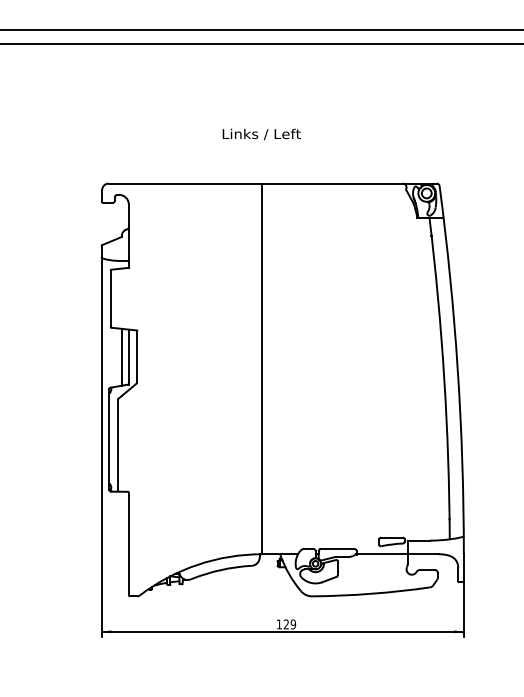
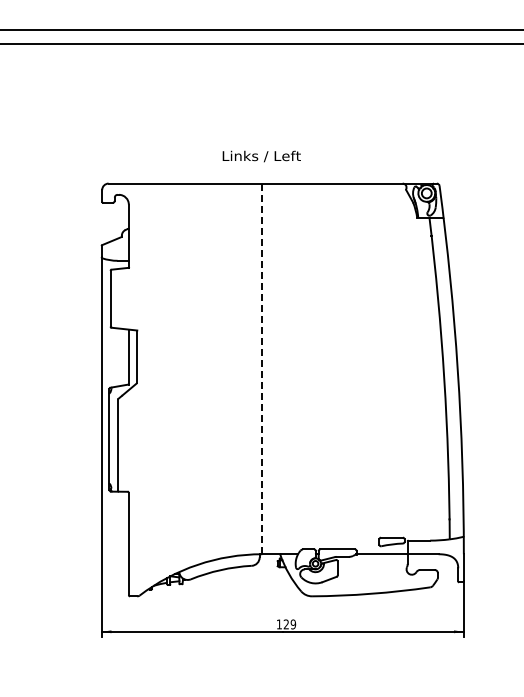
text position: (261, 134) -> (261, 156) (261, 156)
line: present -> none (122, 356)
line: solid -> dashed (262, 368)
